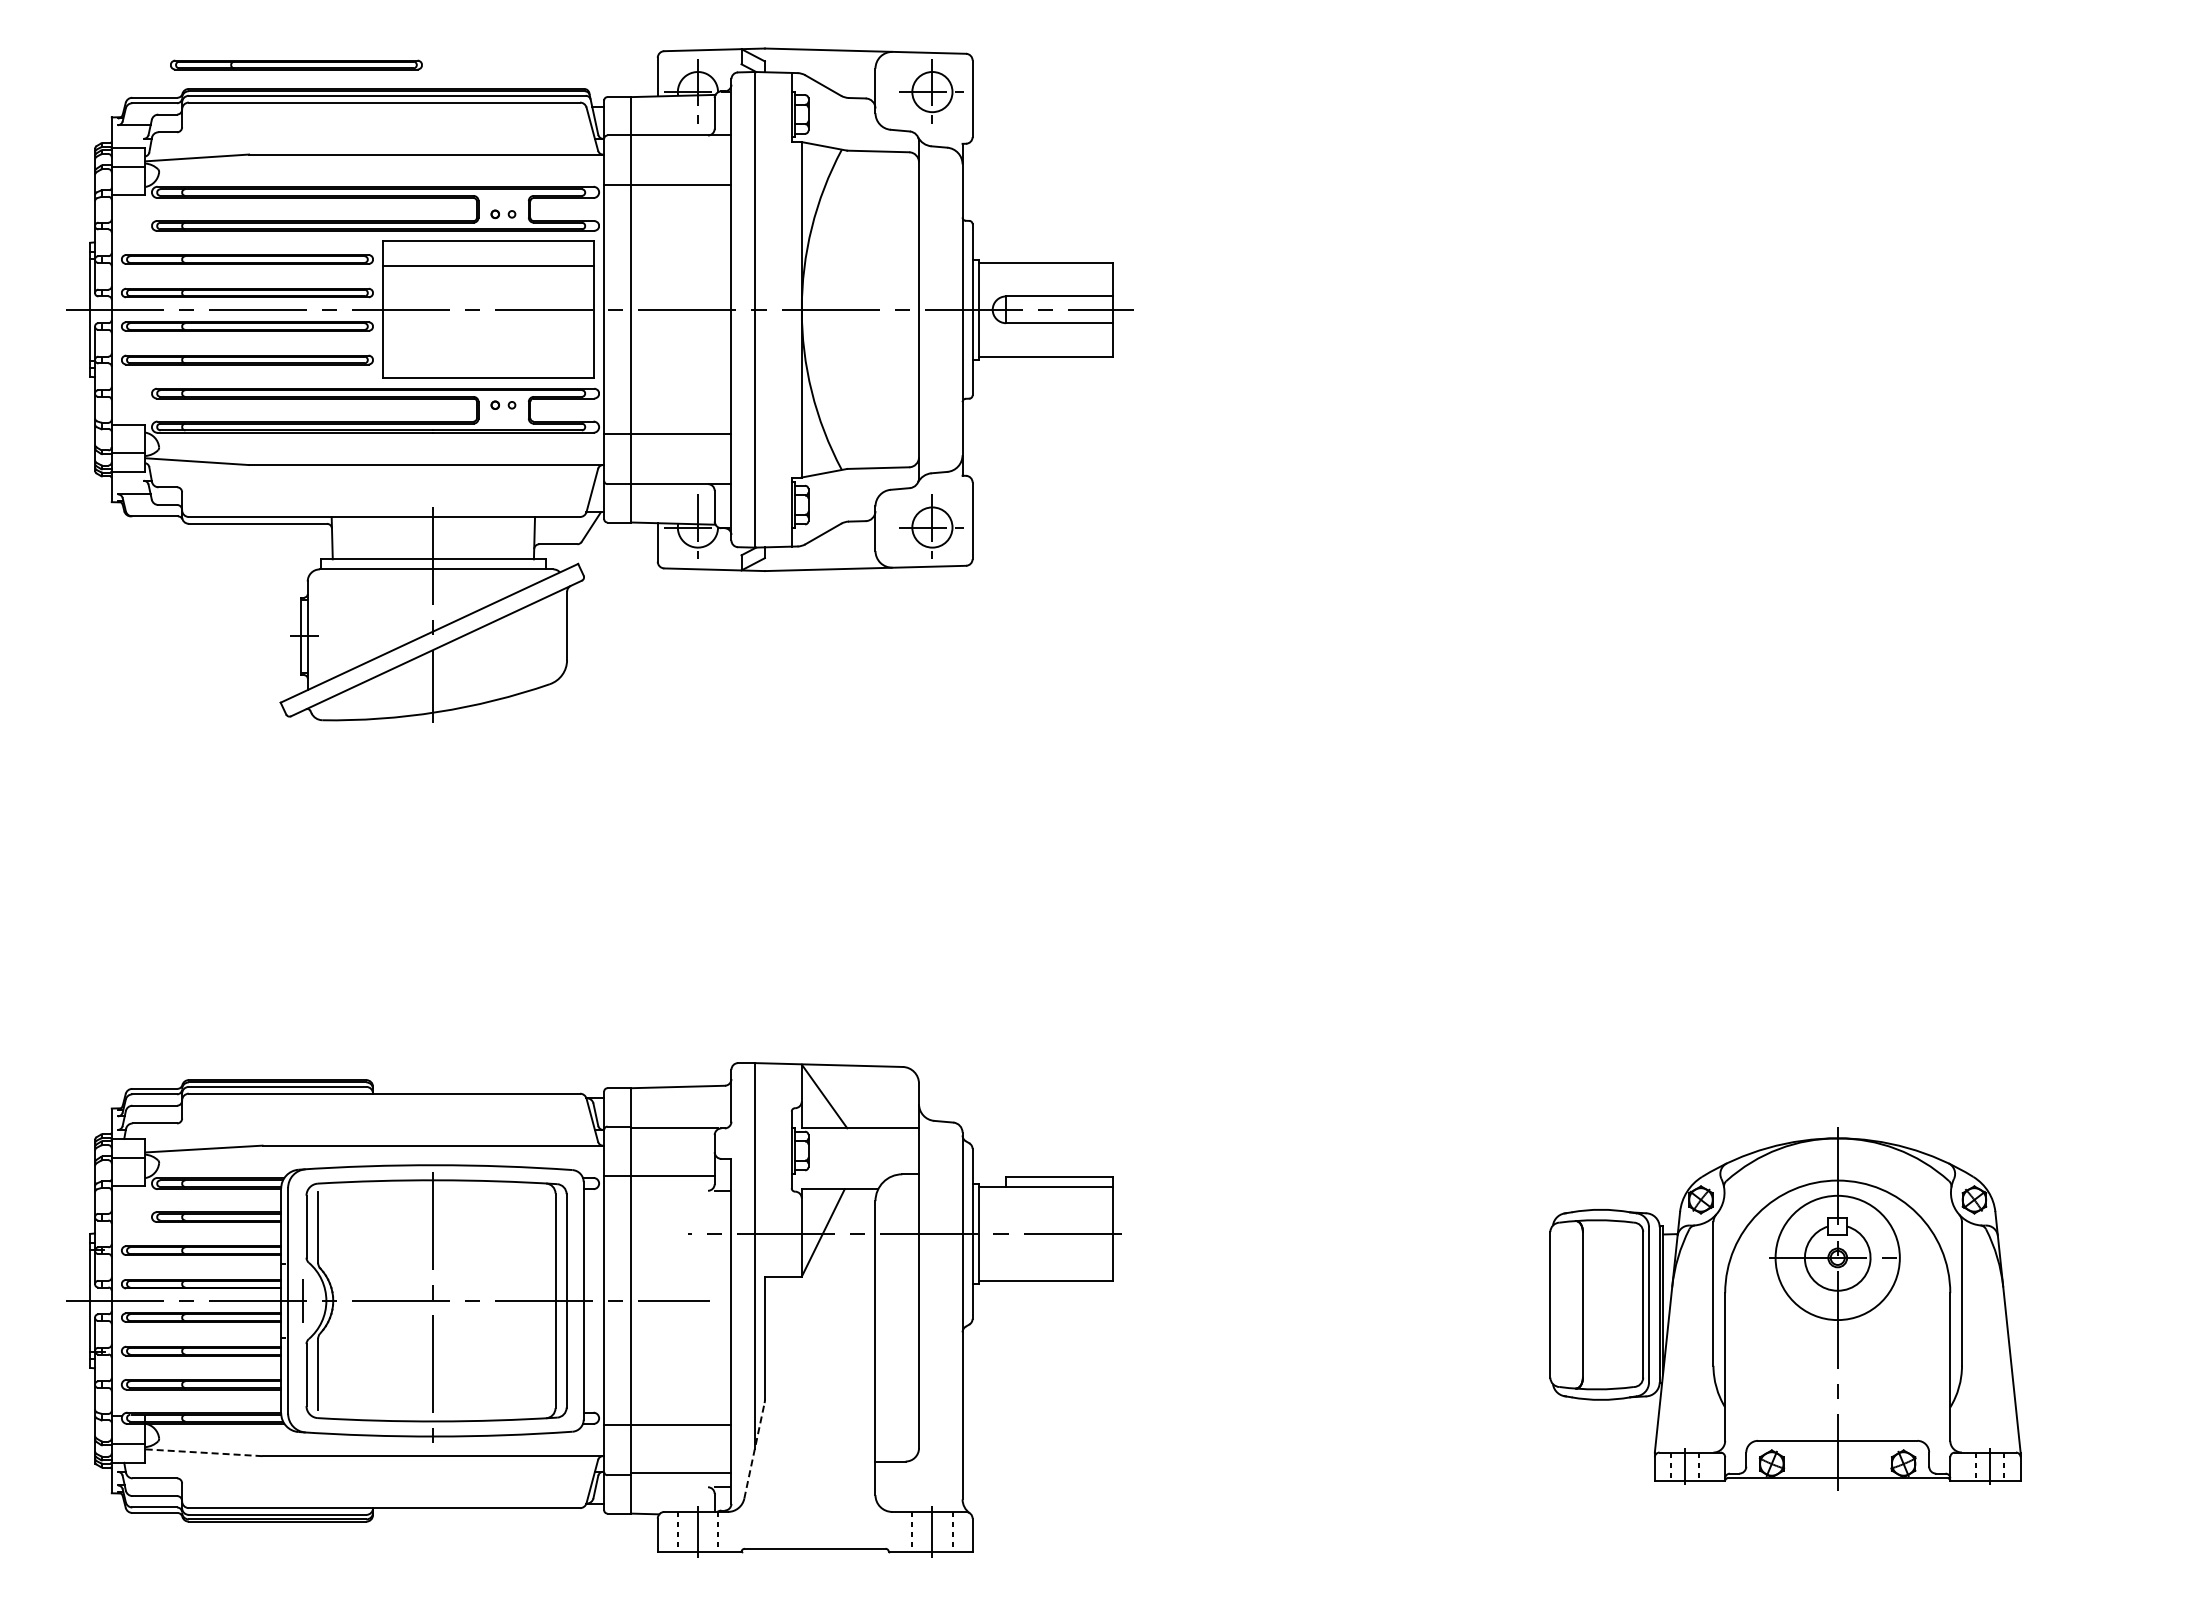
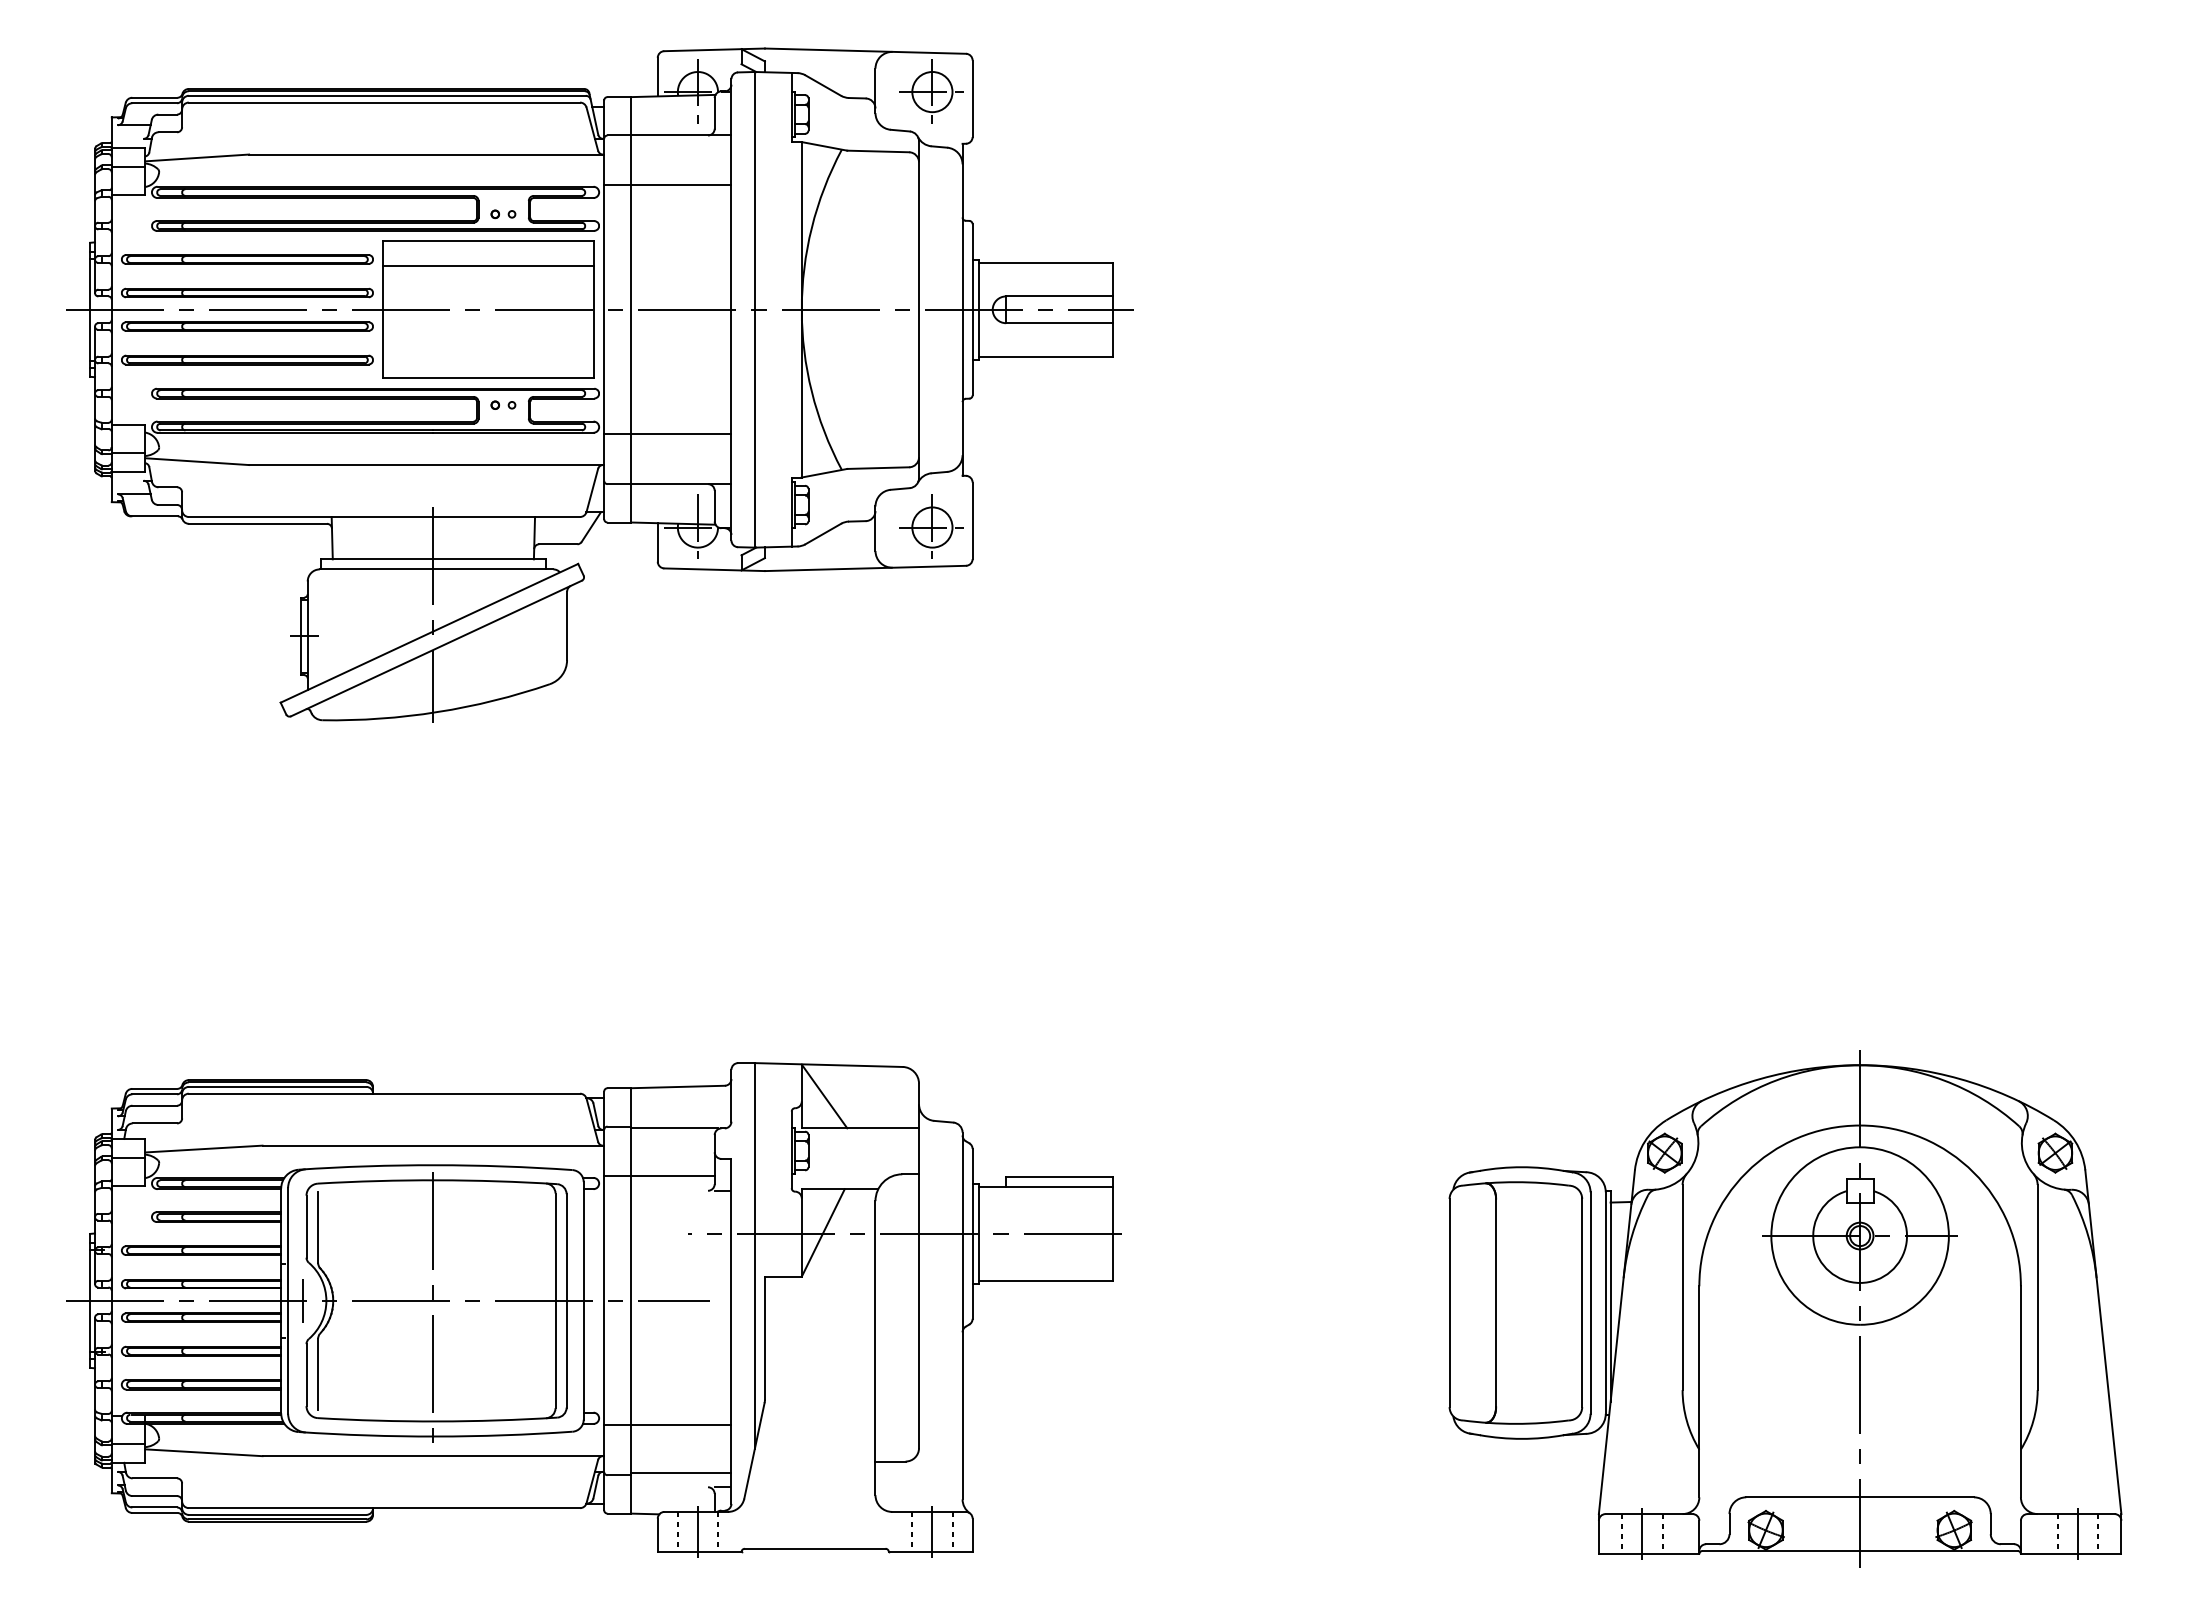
part: present -> none (296, 64)
part size: 473x364 px -> 675x518 px (1785, 1308)
line: dashed -> solid (754, 1450)
line: dashed -> solid (203, 1452)
